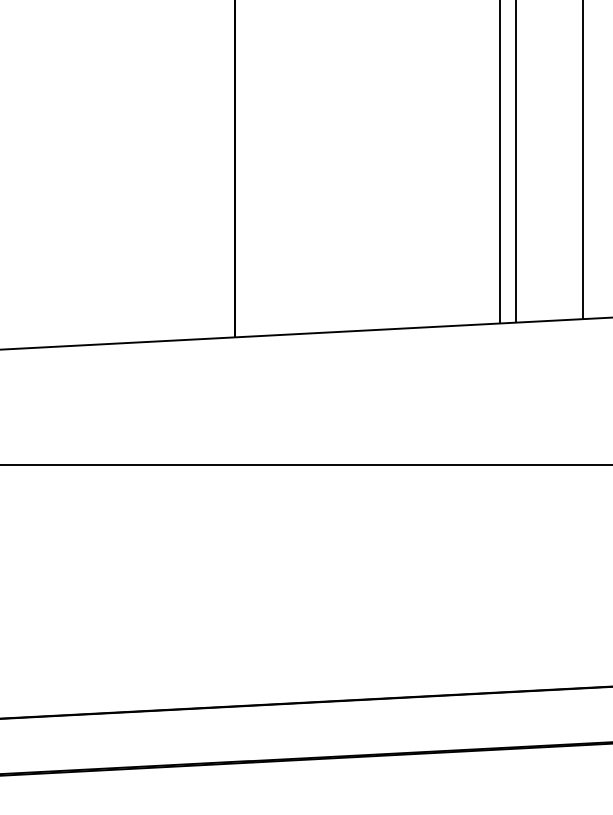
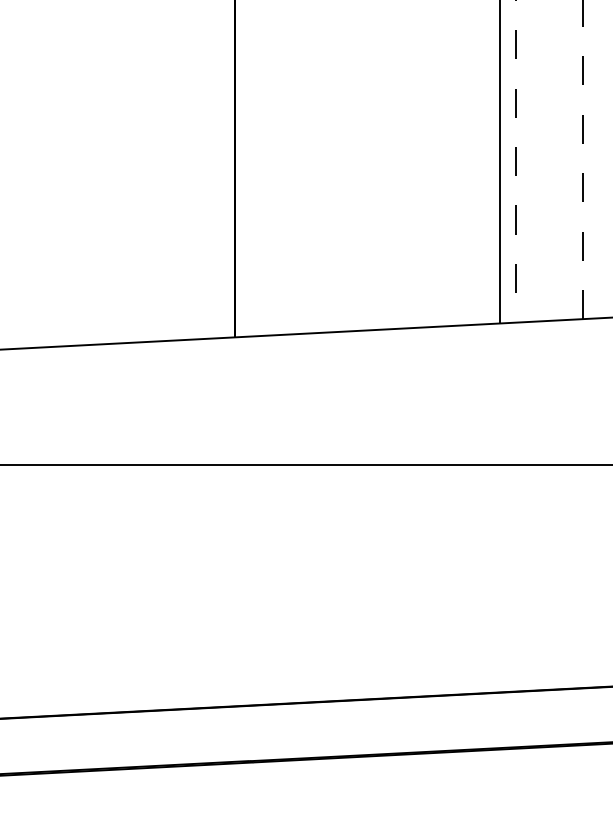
line: solid -> dashed (583, 159)
line: solid -> dashed (515, 161)
